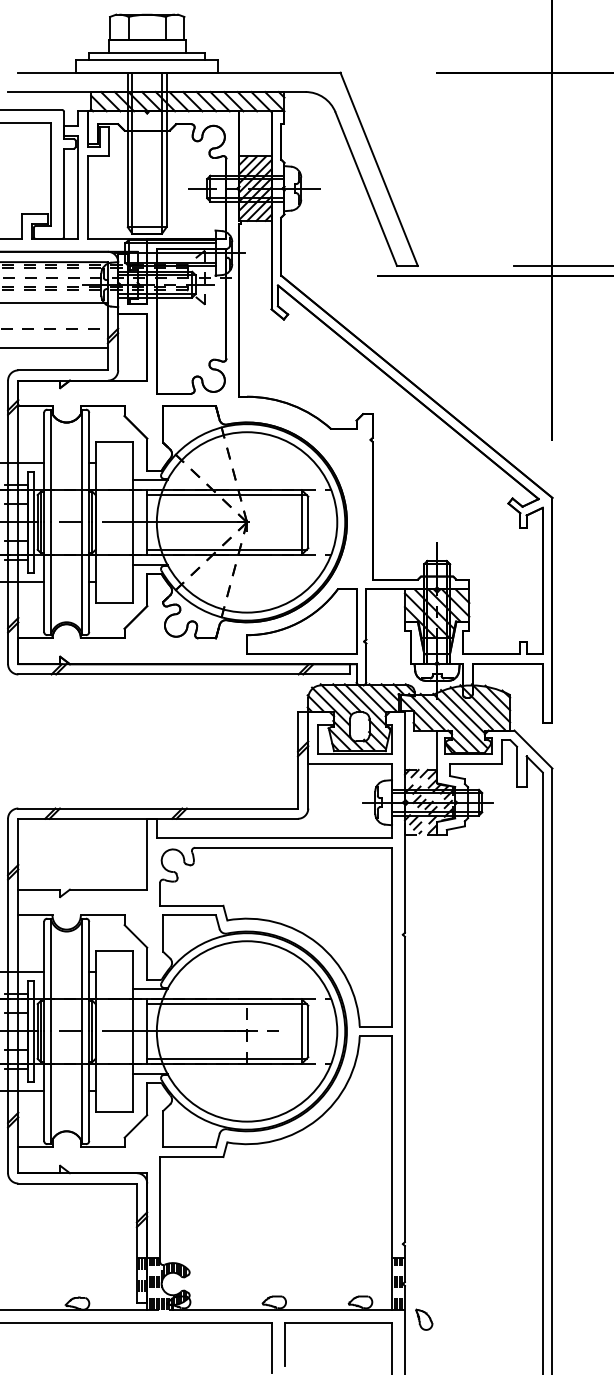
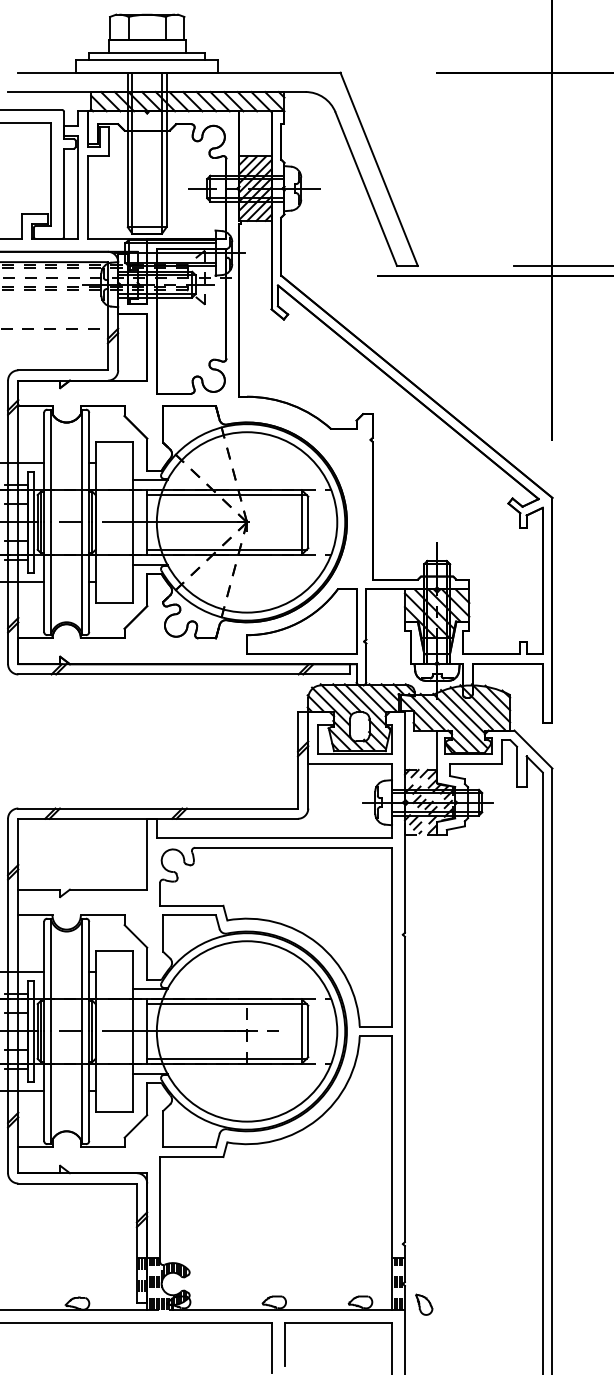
line: present -> none (54, 303)
line: present -> none (54, 348)
part position: (424, 1319) -> (424, 1304) (424, 1304)
